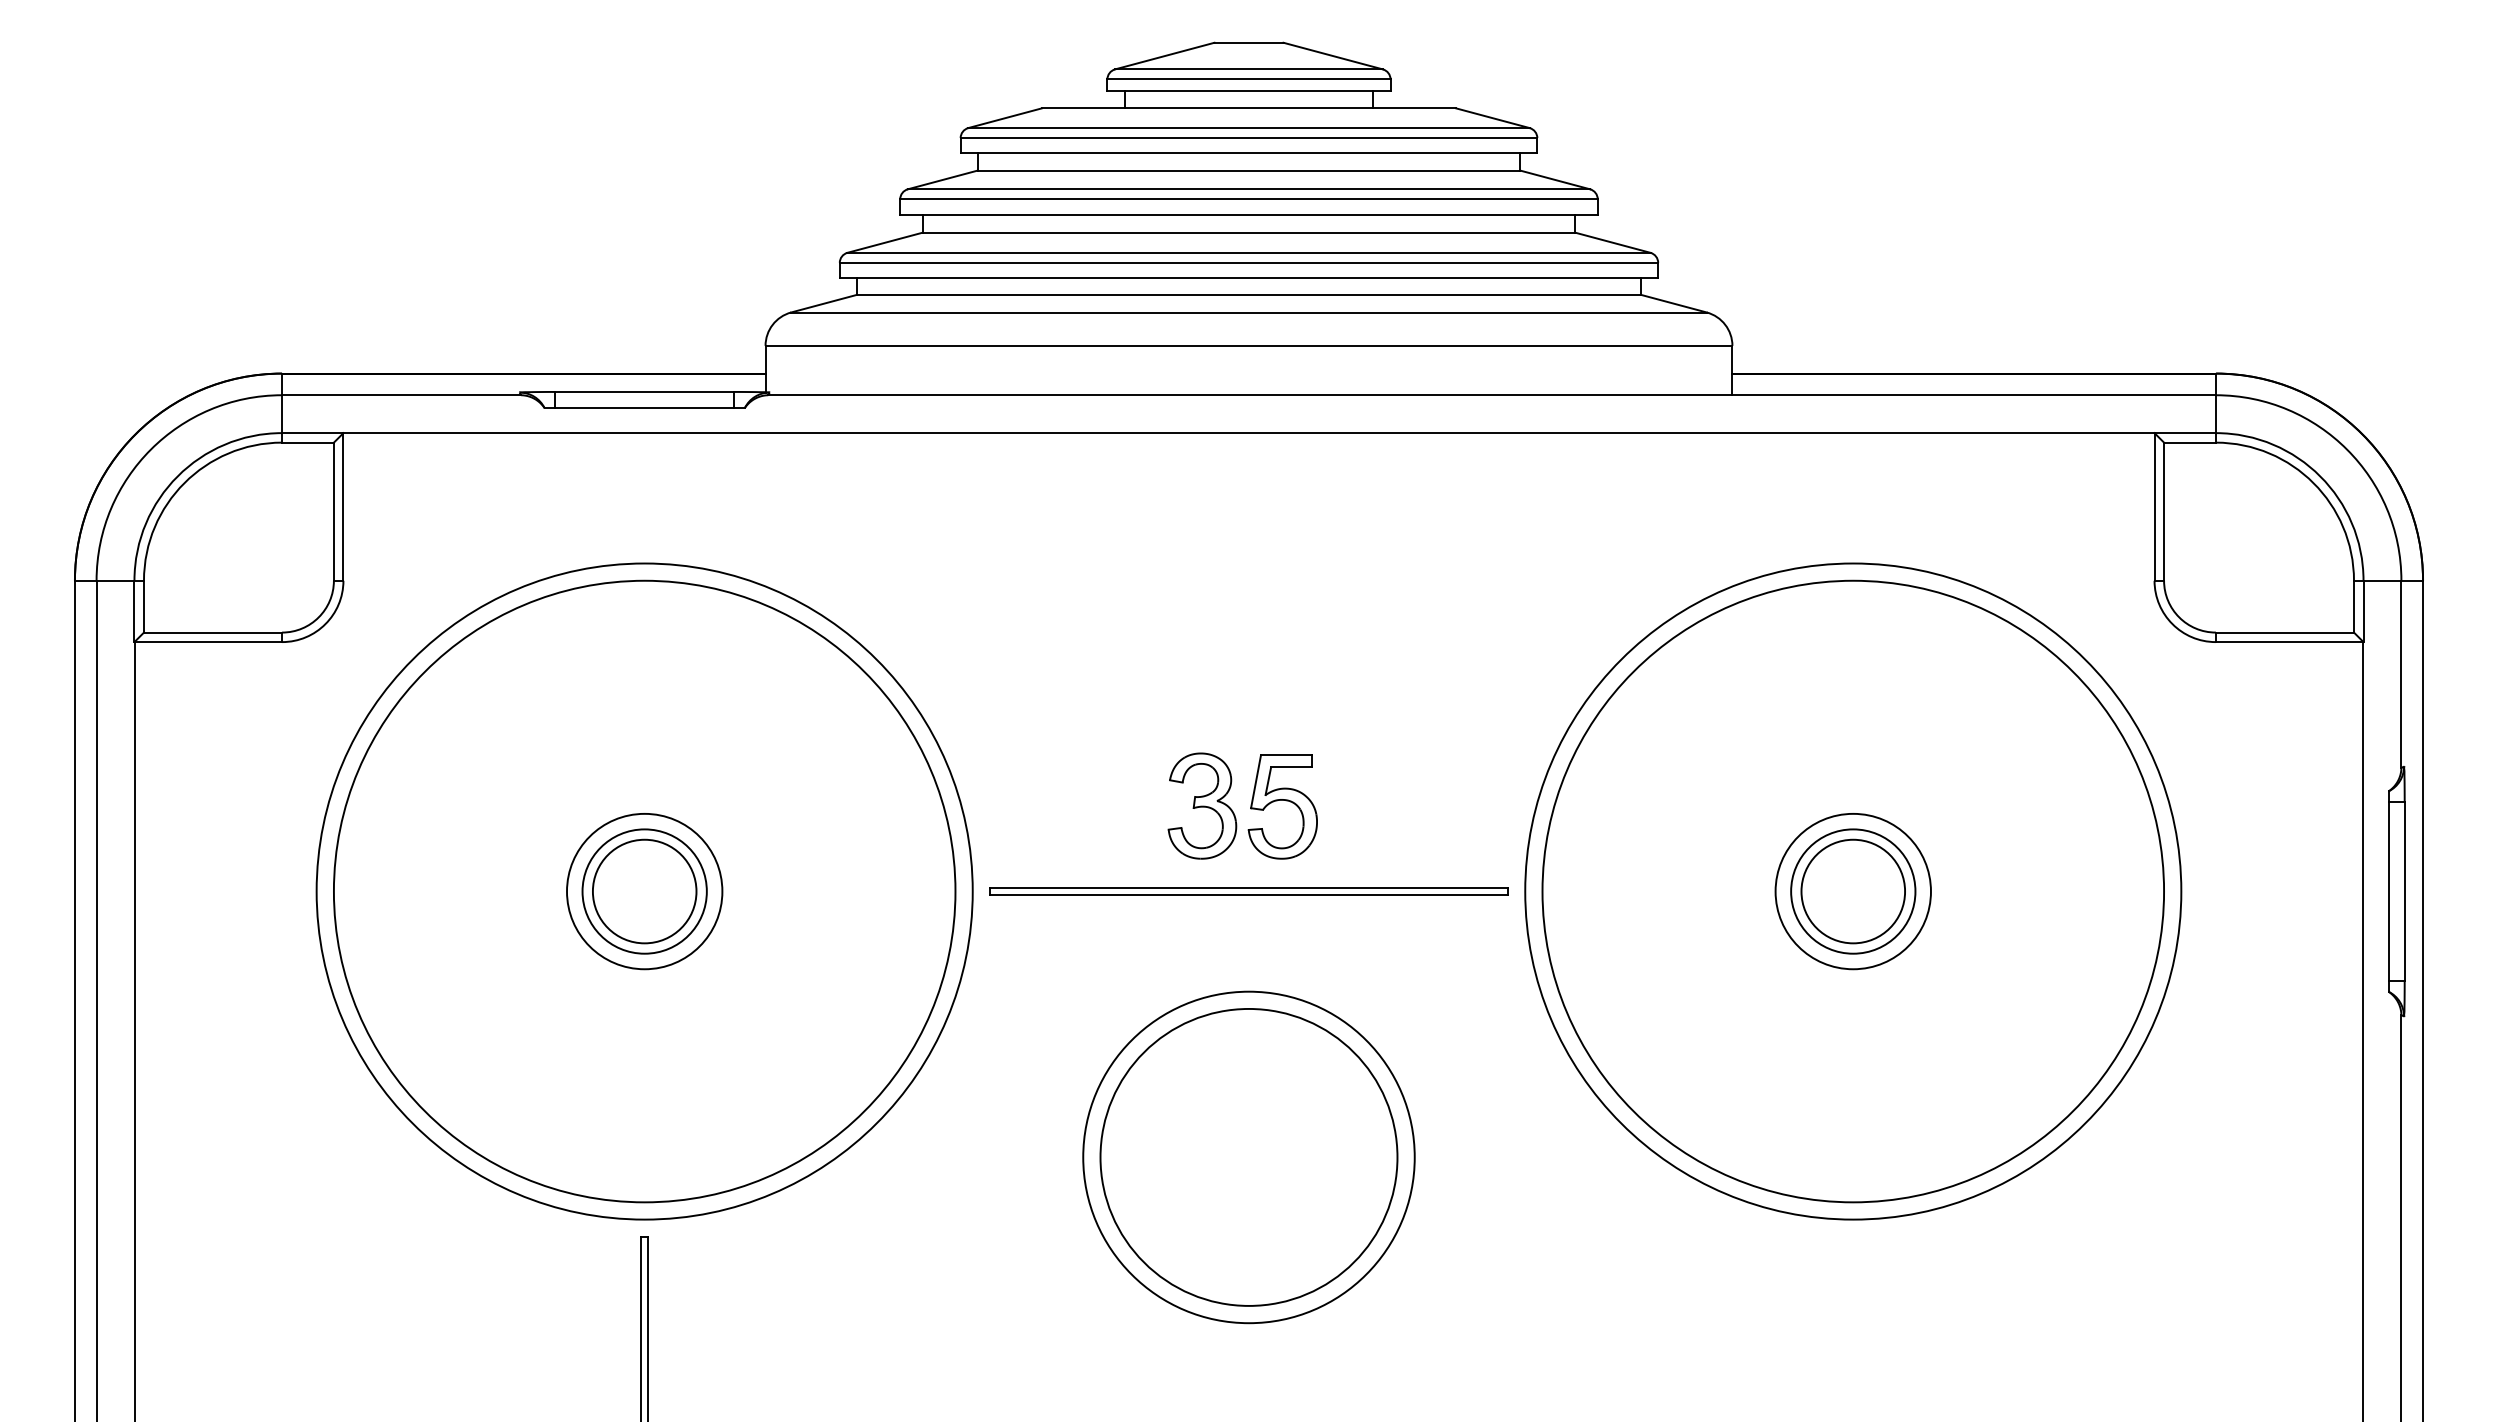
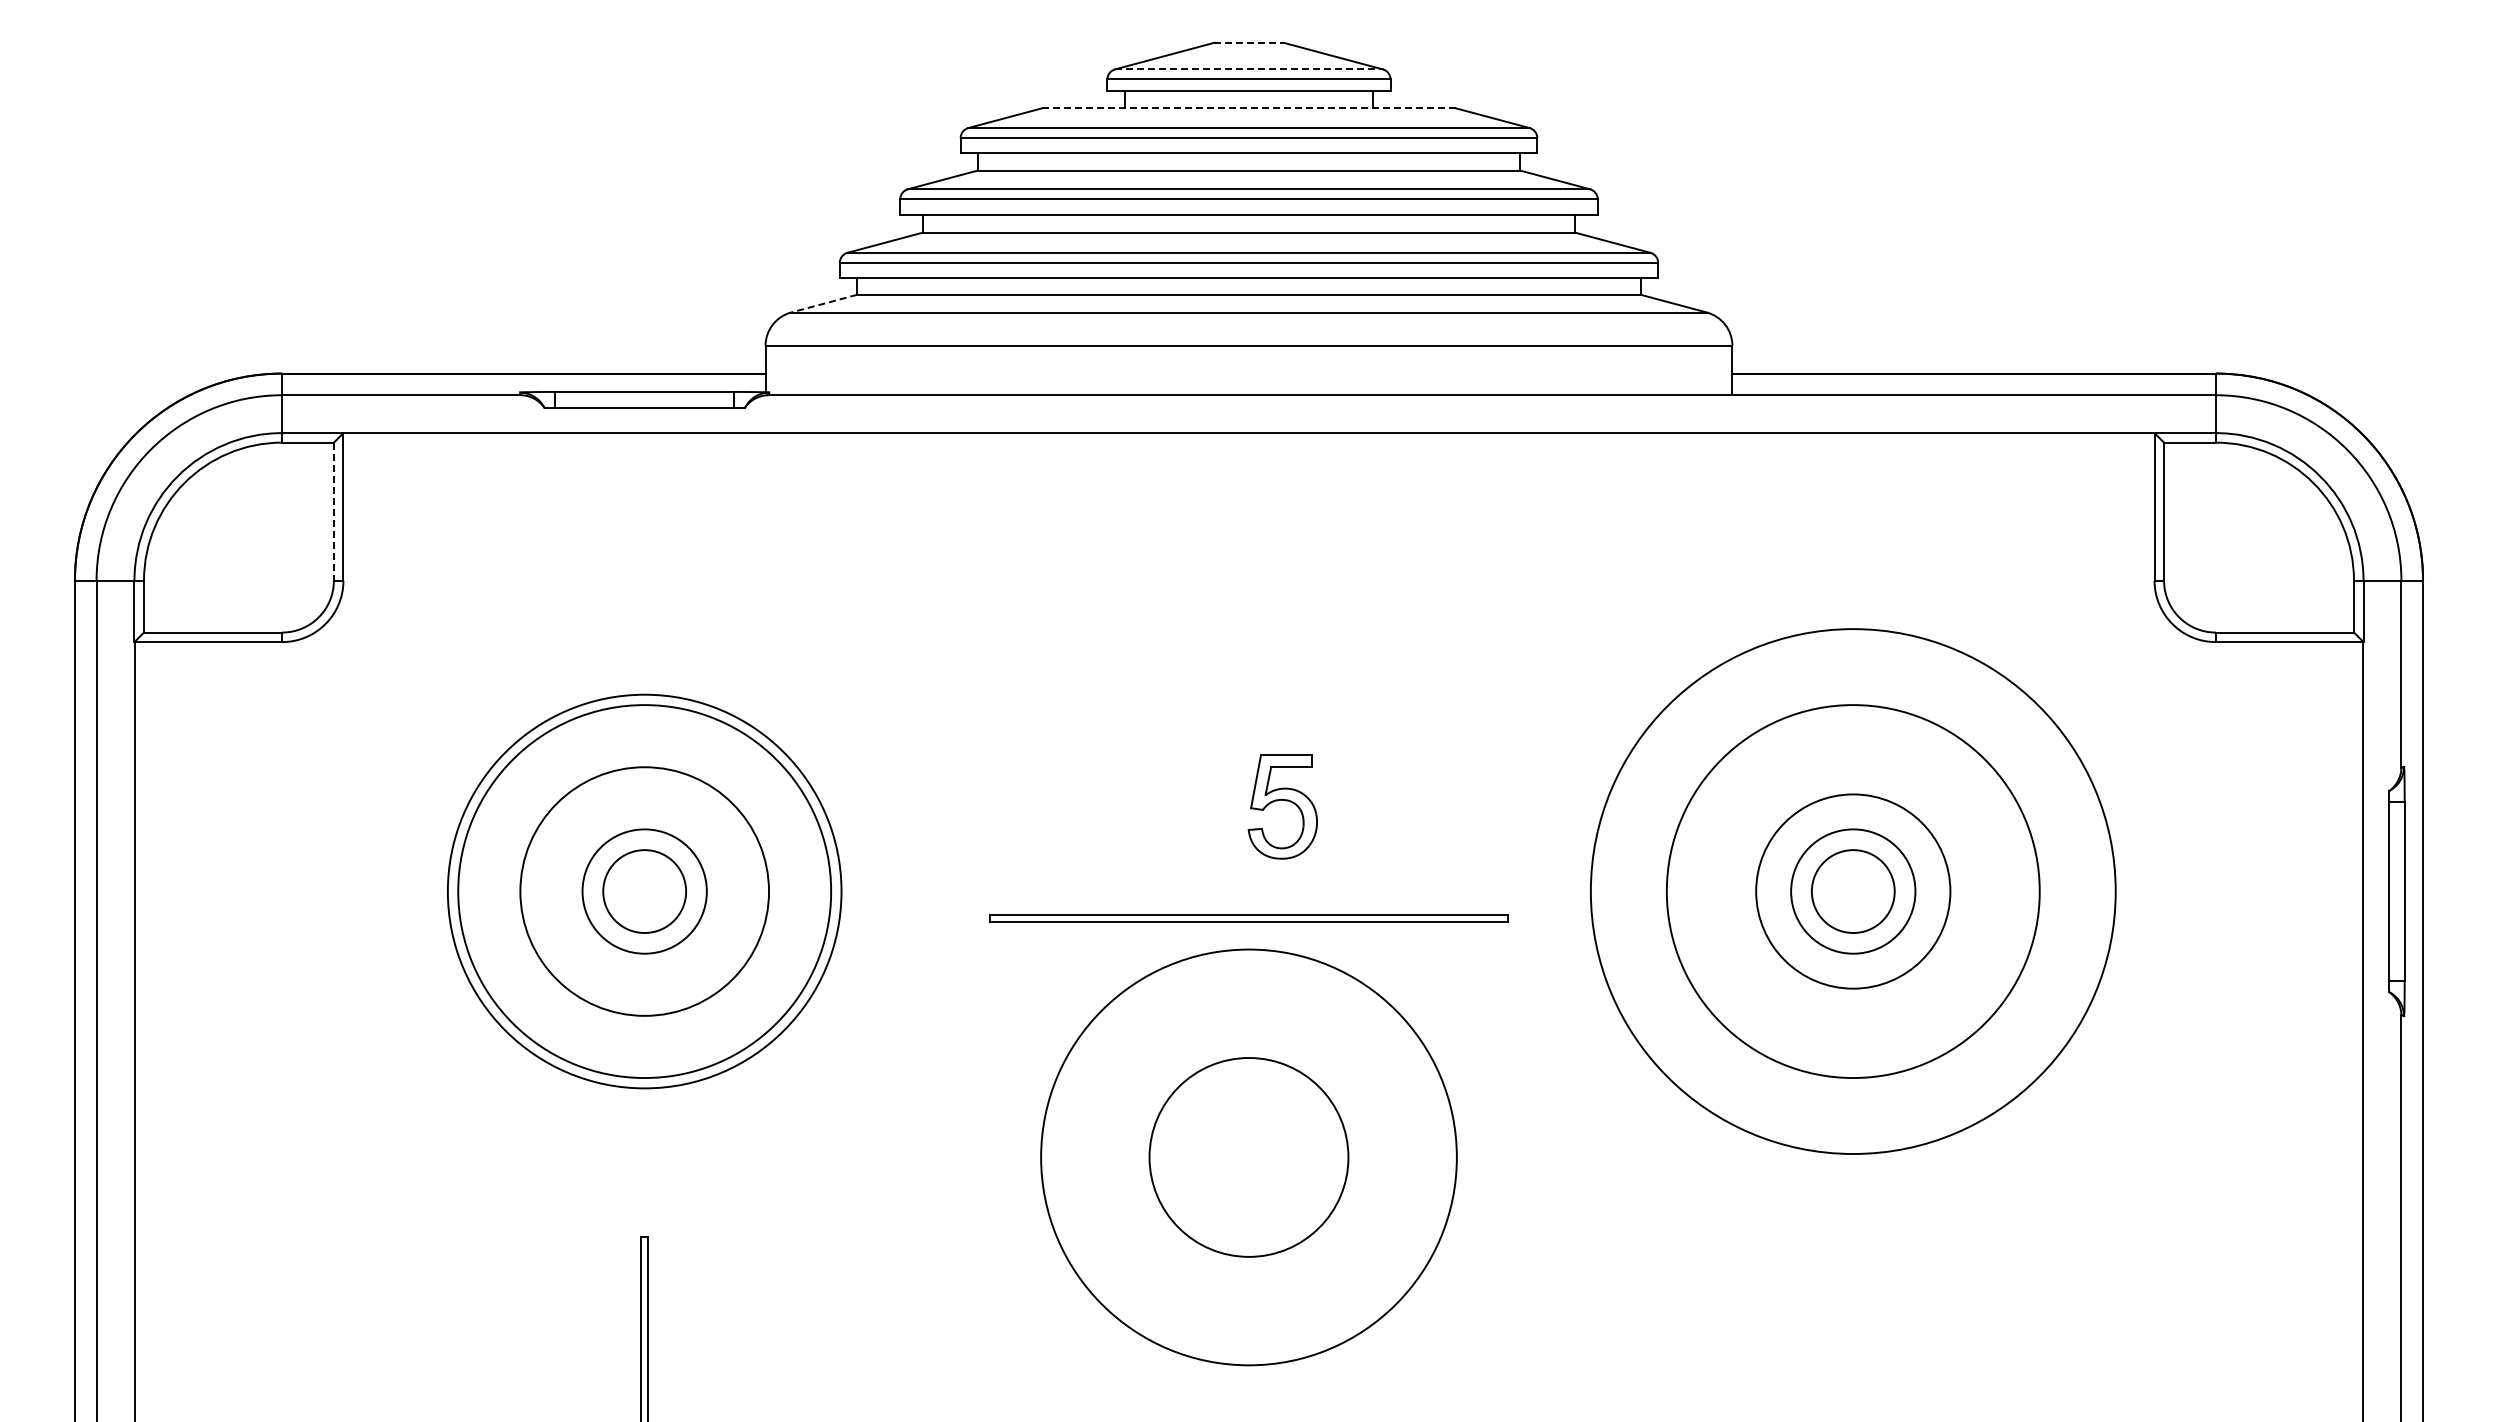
line: solid -> dashed (1249, 42)
line: solid -> dashed (1249, 69)
line: solid -> dashed (1249, 108)
line: solid -> dashed (823, 303)
line: solid -> dashed (333, 512)
part: present -> none (1202, 805)
circle diameter: 104 px -> 83 px (644, 891)
circle diameter: 155 px -> 249 px (644, 891)
circle diameter: 622 px -> 373 px (644, 891)
circle diameter: 656 px -> 394 px (644, 891)
part position: (1248, 891) -> (1248, 918) (1248, 918)
circle diameter: 155 px -> 194 px (1853, 891)
circle diameter: 104 px -> 83 px (1852, 891)
circle diameter: 622 px -> 373 px (1852, 891)
circle diameter: 656 px -> 525 px (1852, 891)
circle diameter: 297 px -> 416 px (1248, 1157)
circle diameter: 331 px -> 199 px (1248, 1157)
